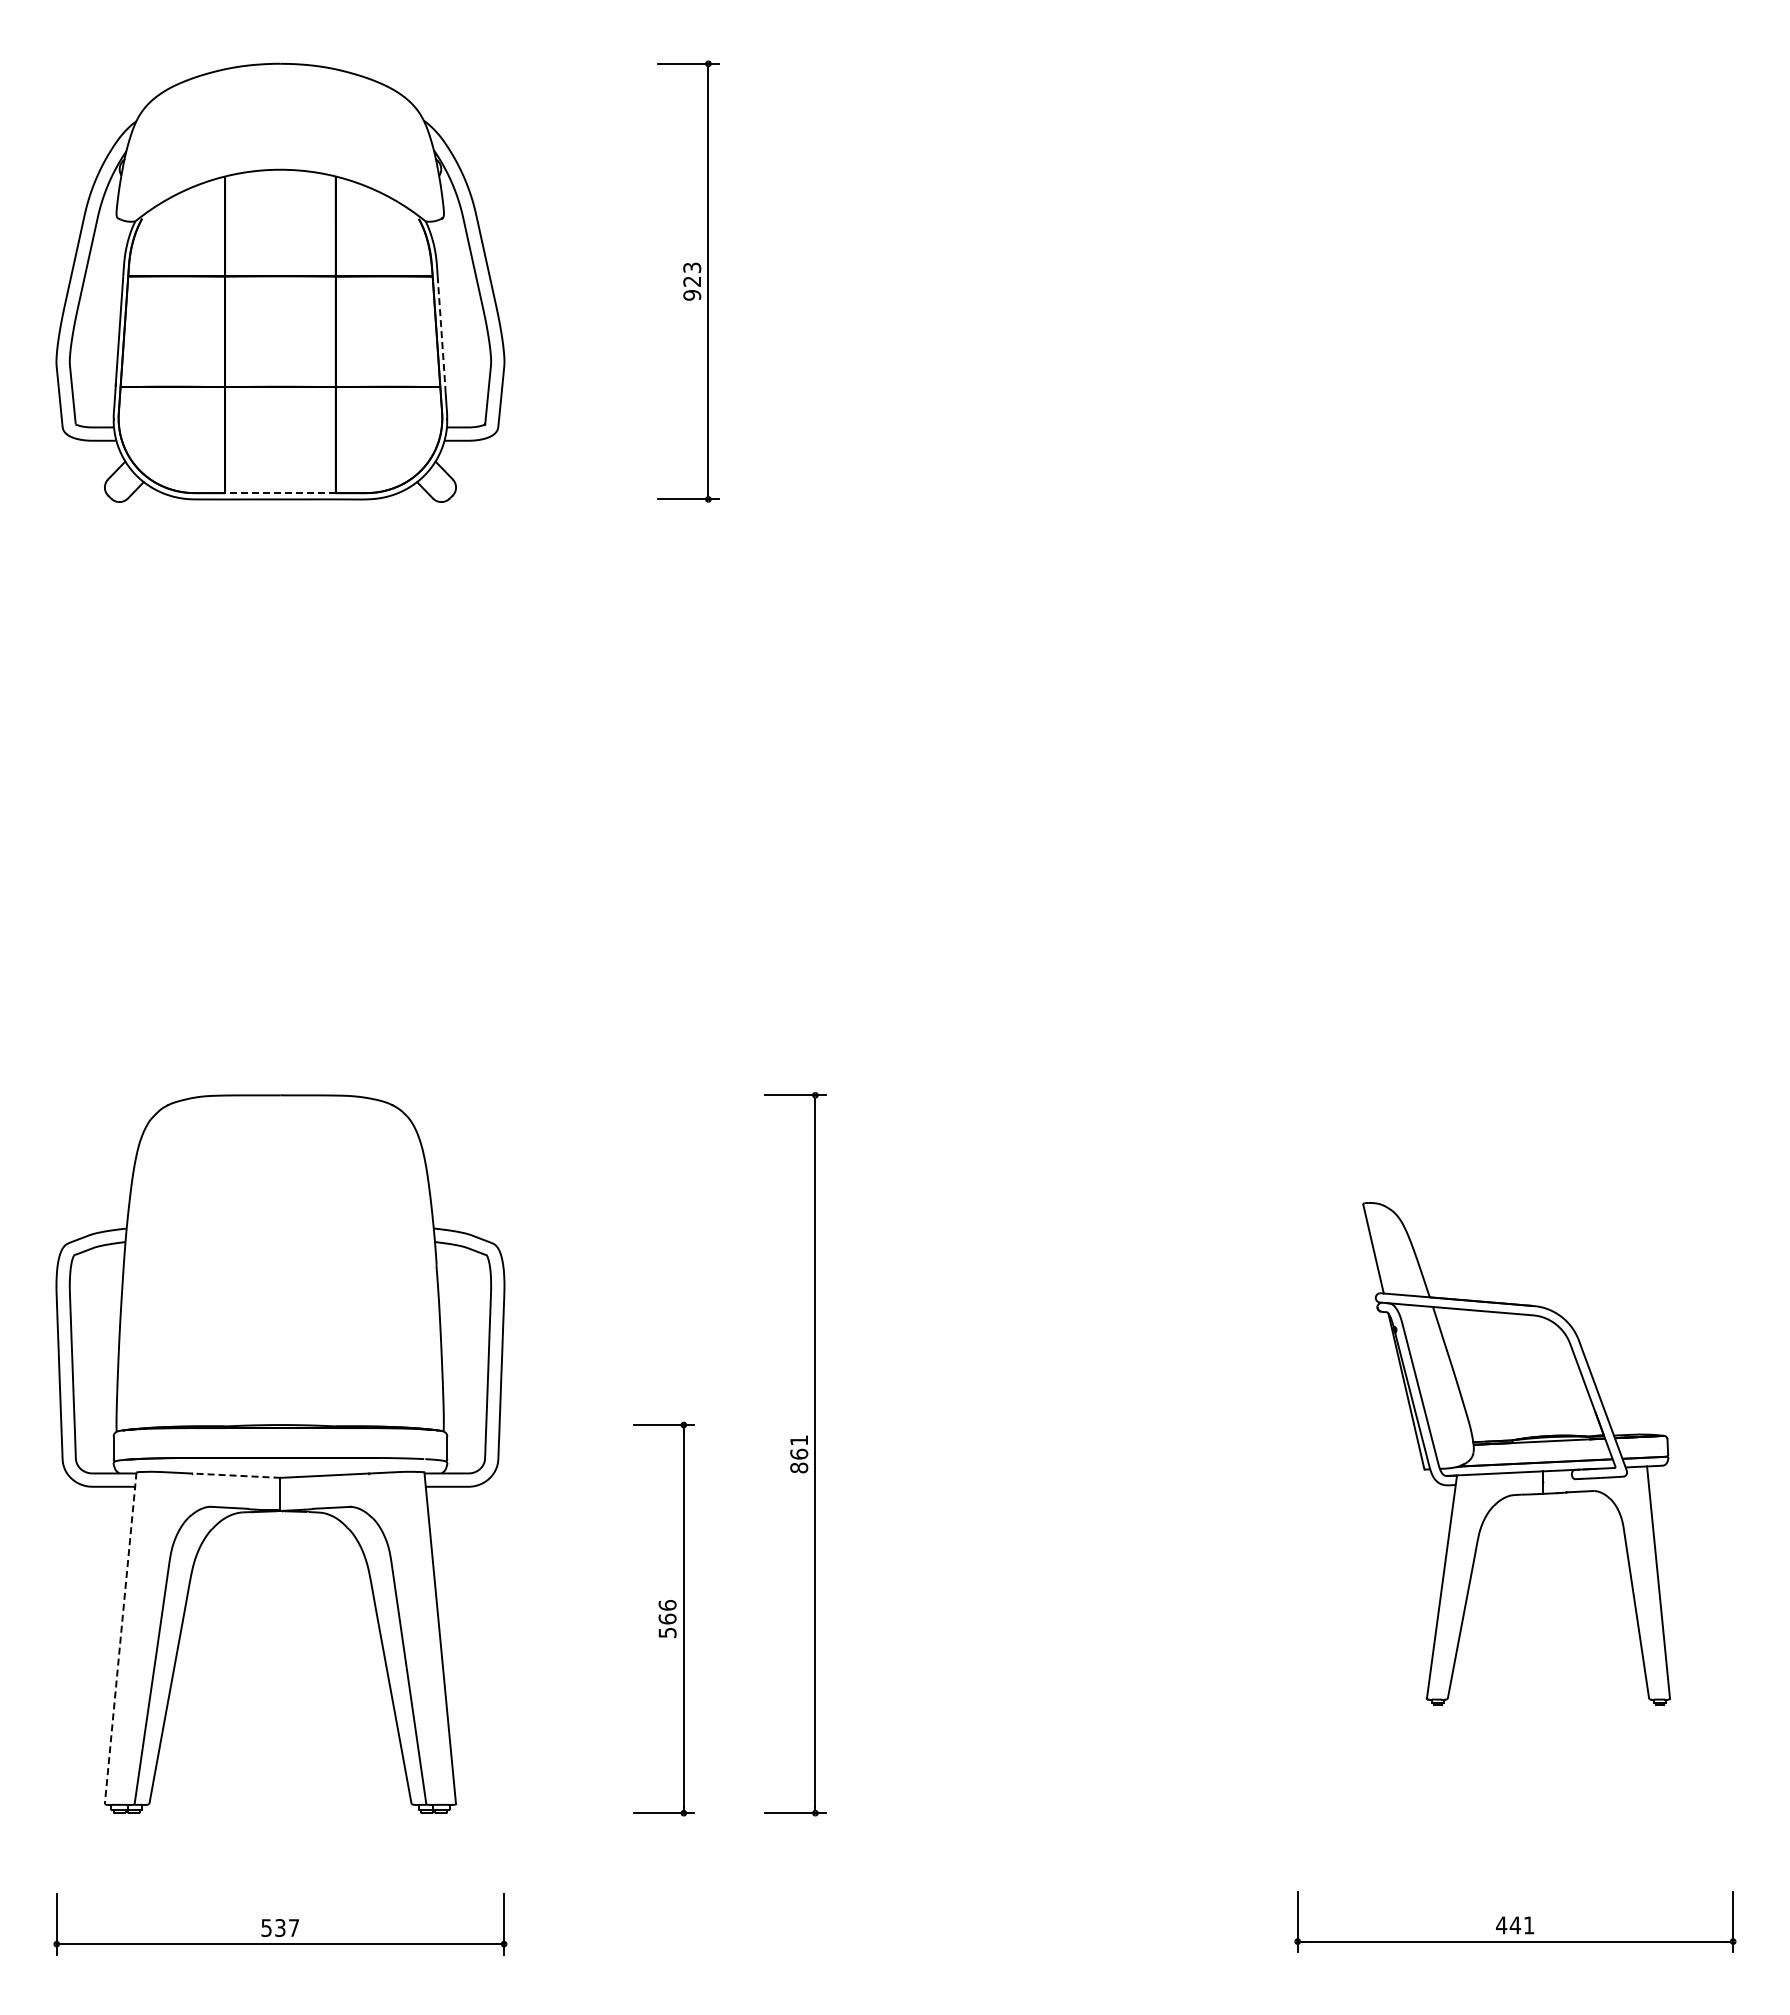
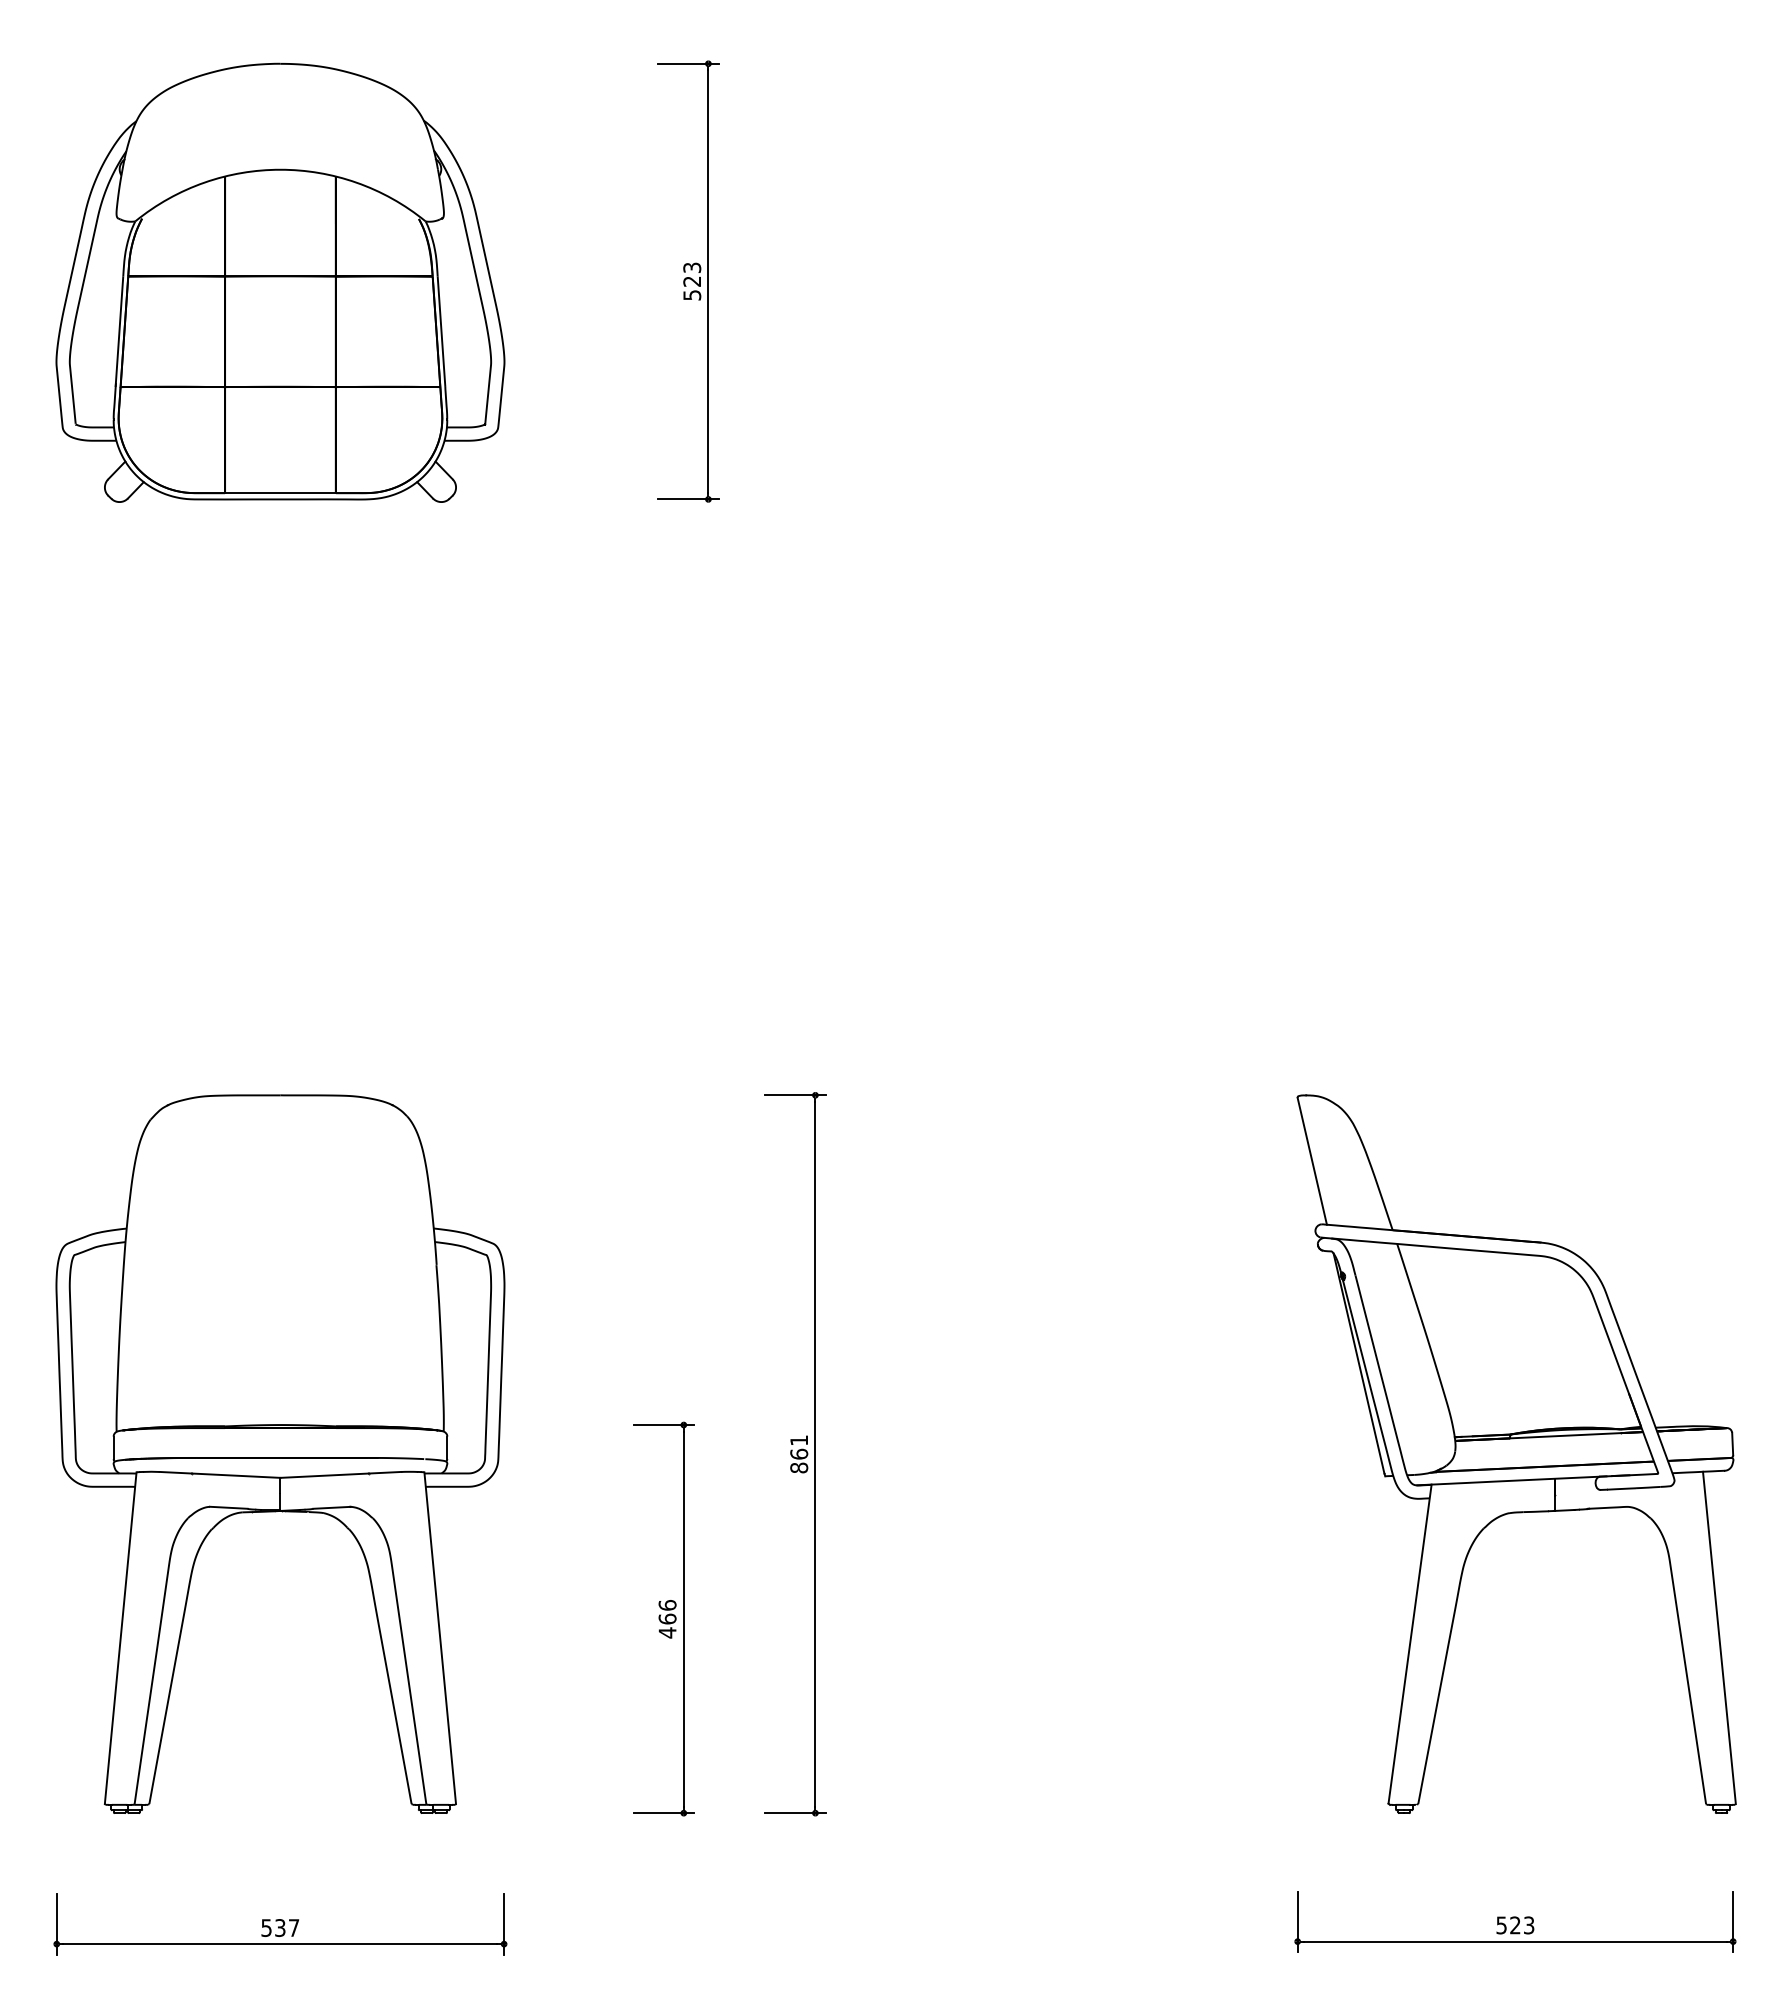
text: 923 -> 523 (691, 295)
line: dashed -> solid (441, 330)
line: dashed -> solid (279, 493)
part size: 309x505 px -> 441x720 px (1516, 1453)
line: dashed -> solid (235, 1475)
text: 566 -> 466 (667, 1632)
line: dashed -> solid (120, 1638)
text: 441 -> 523 (1515, 1925)
